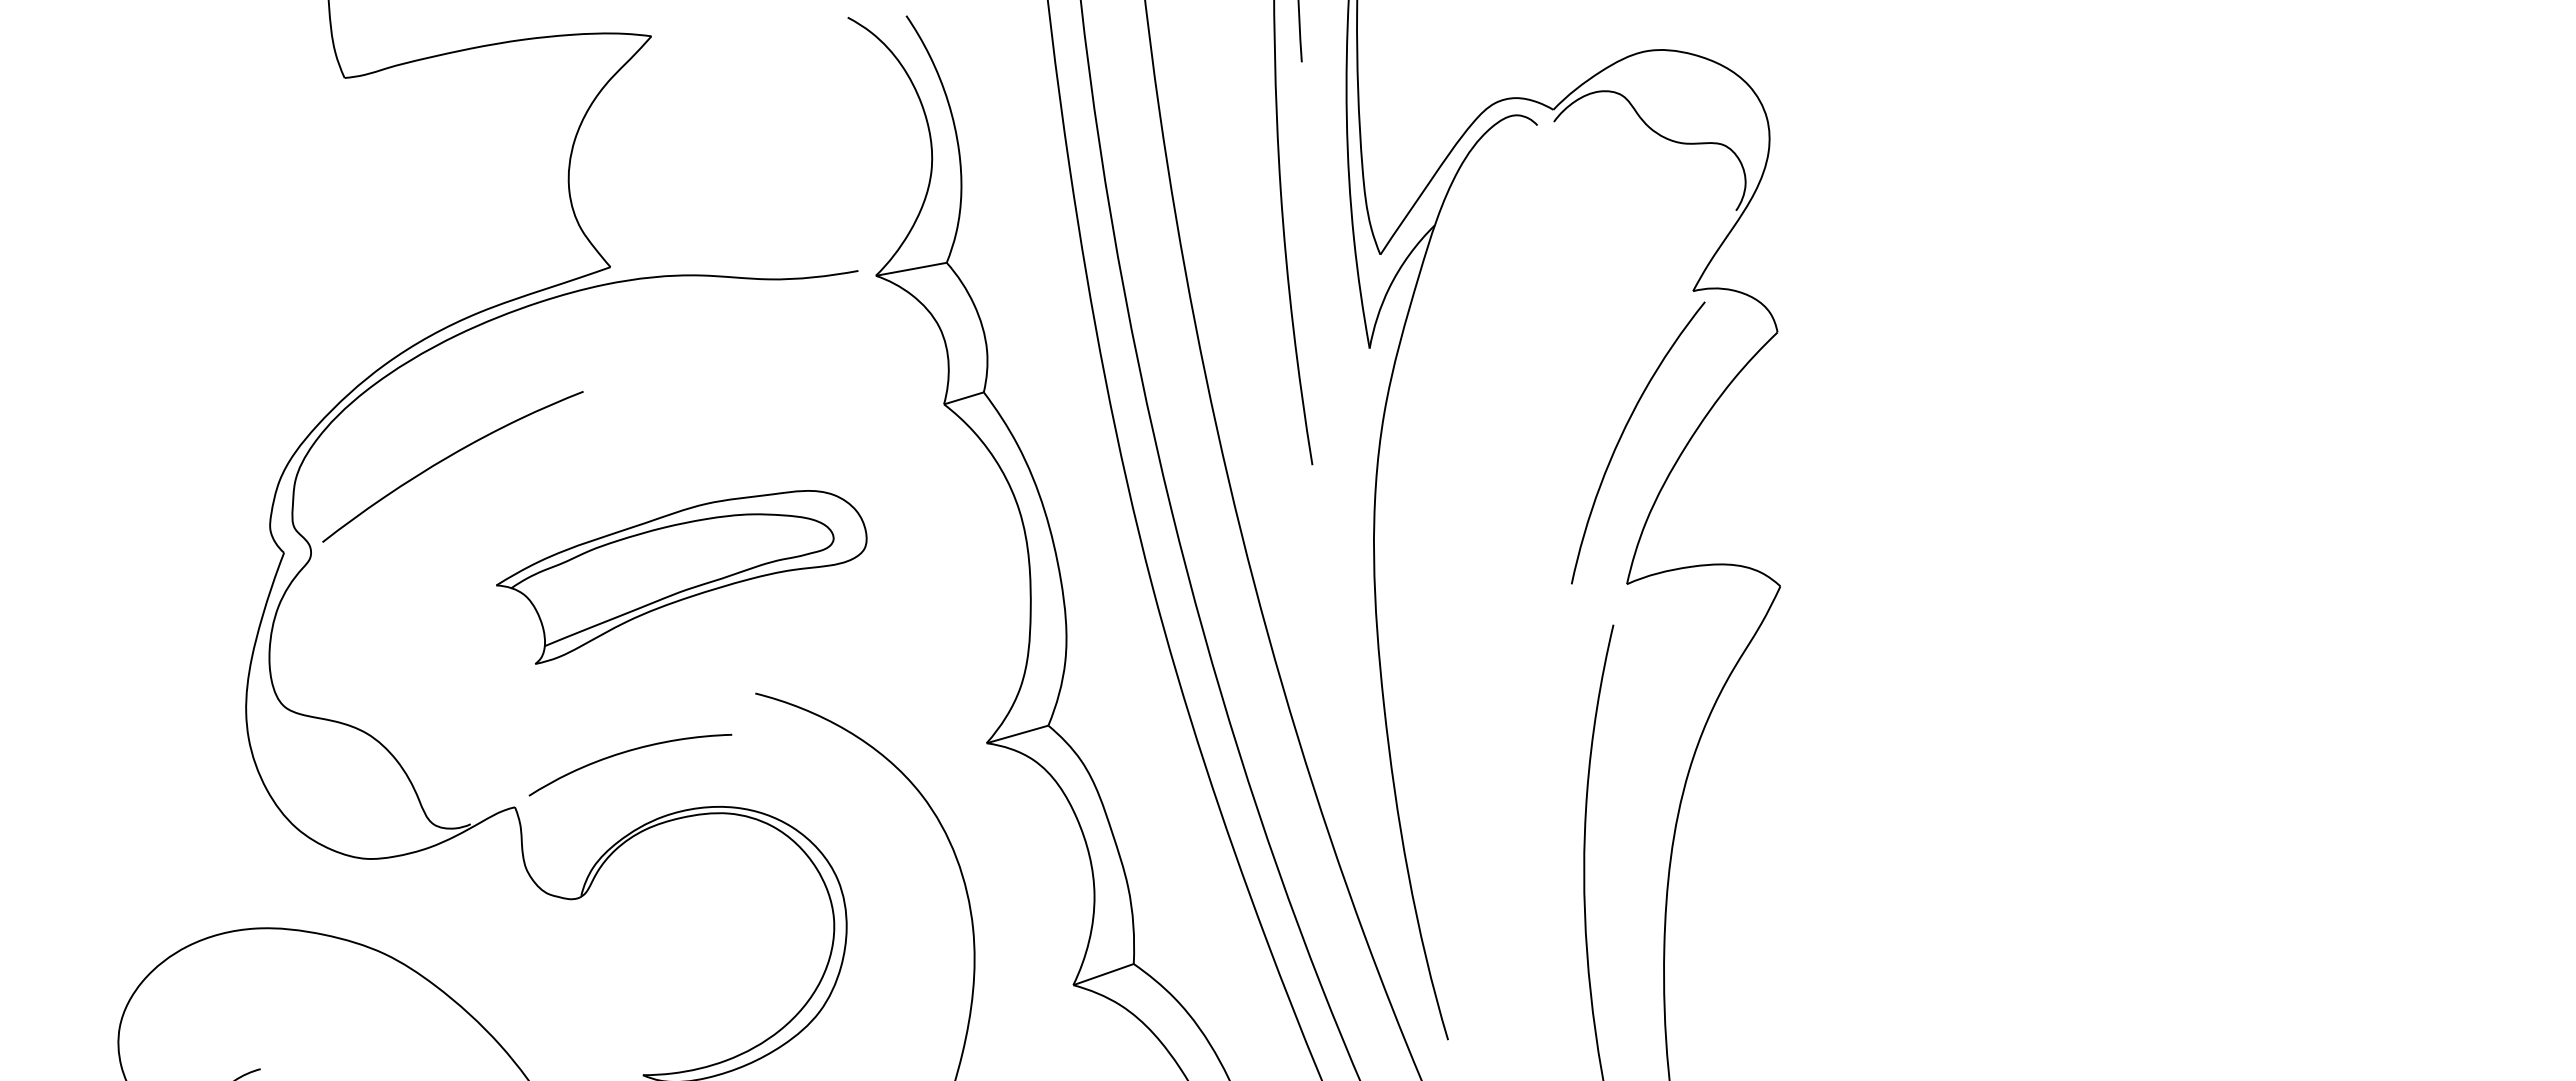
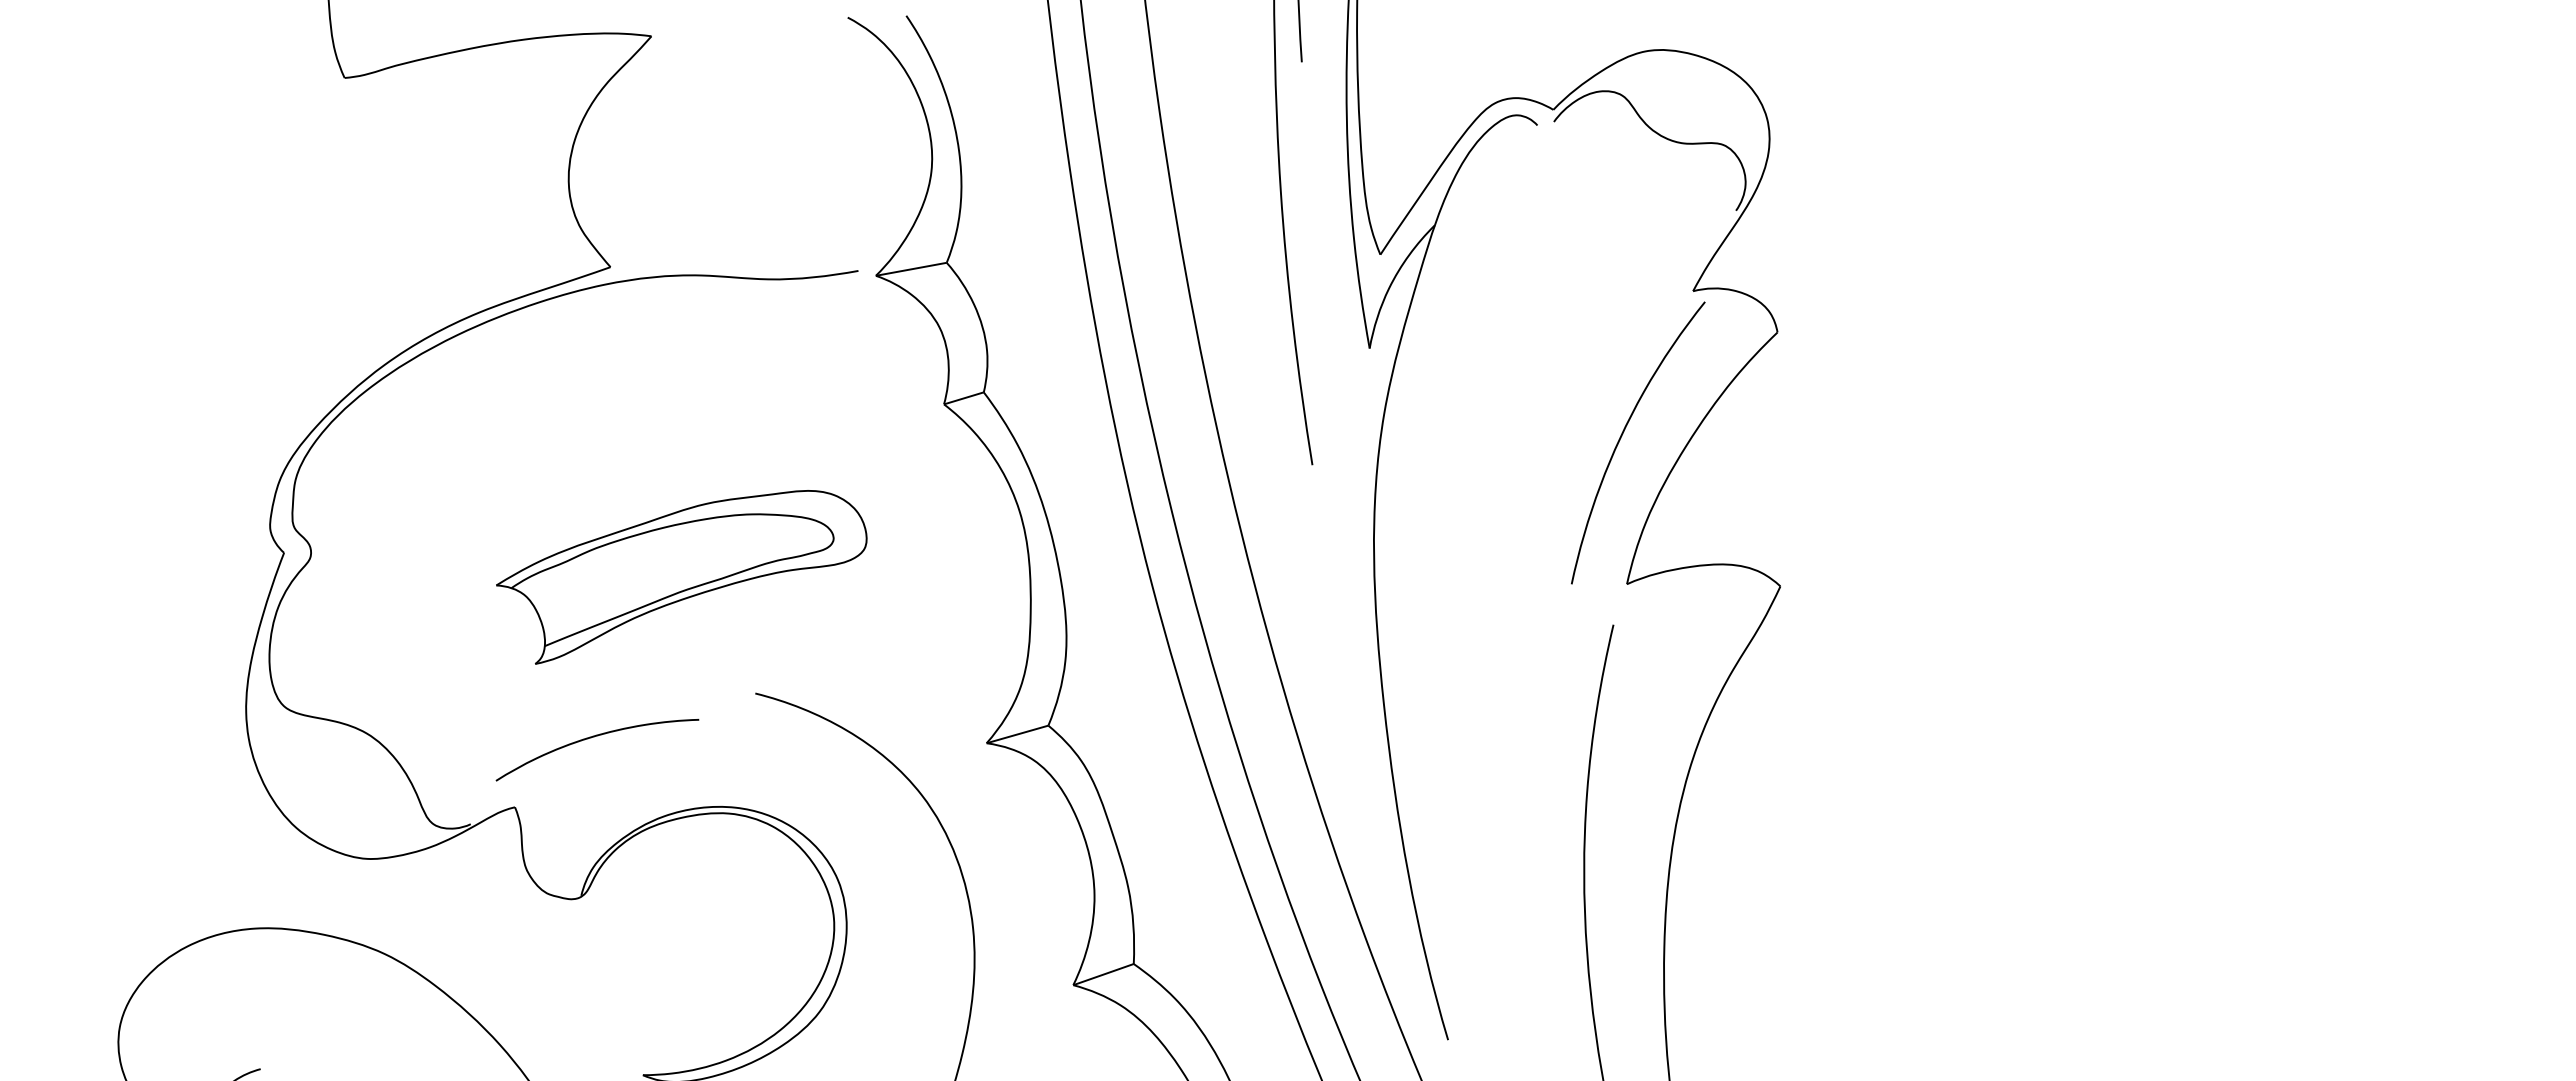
curve: present -> none (446, 459)
curve position: (627, 752) -> (594, 737) (594, 737)
